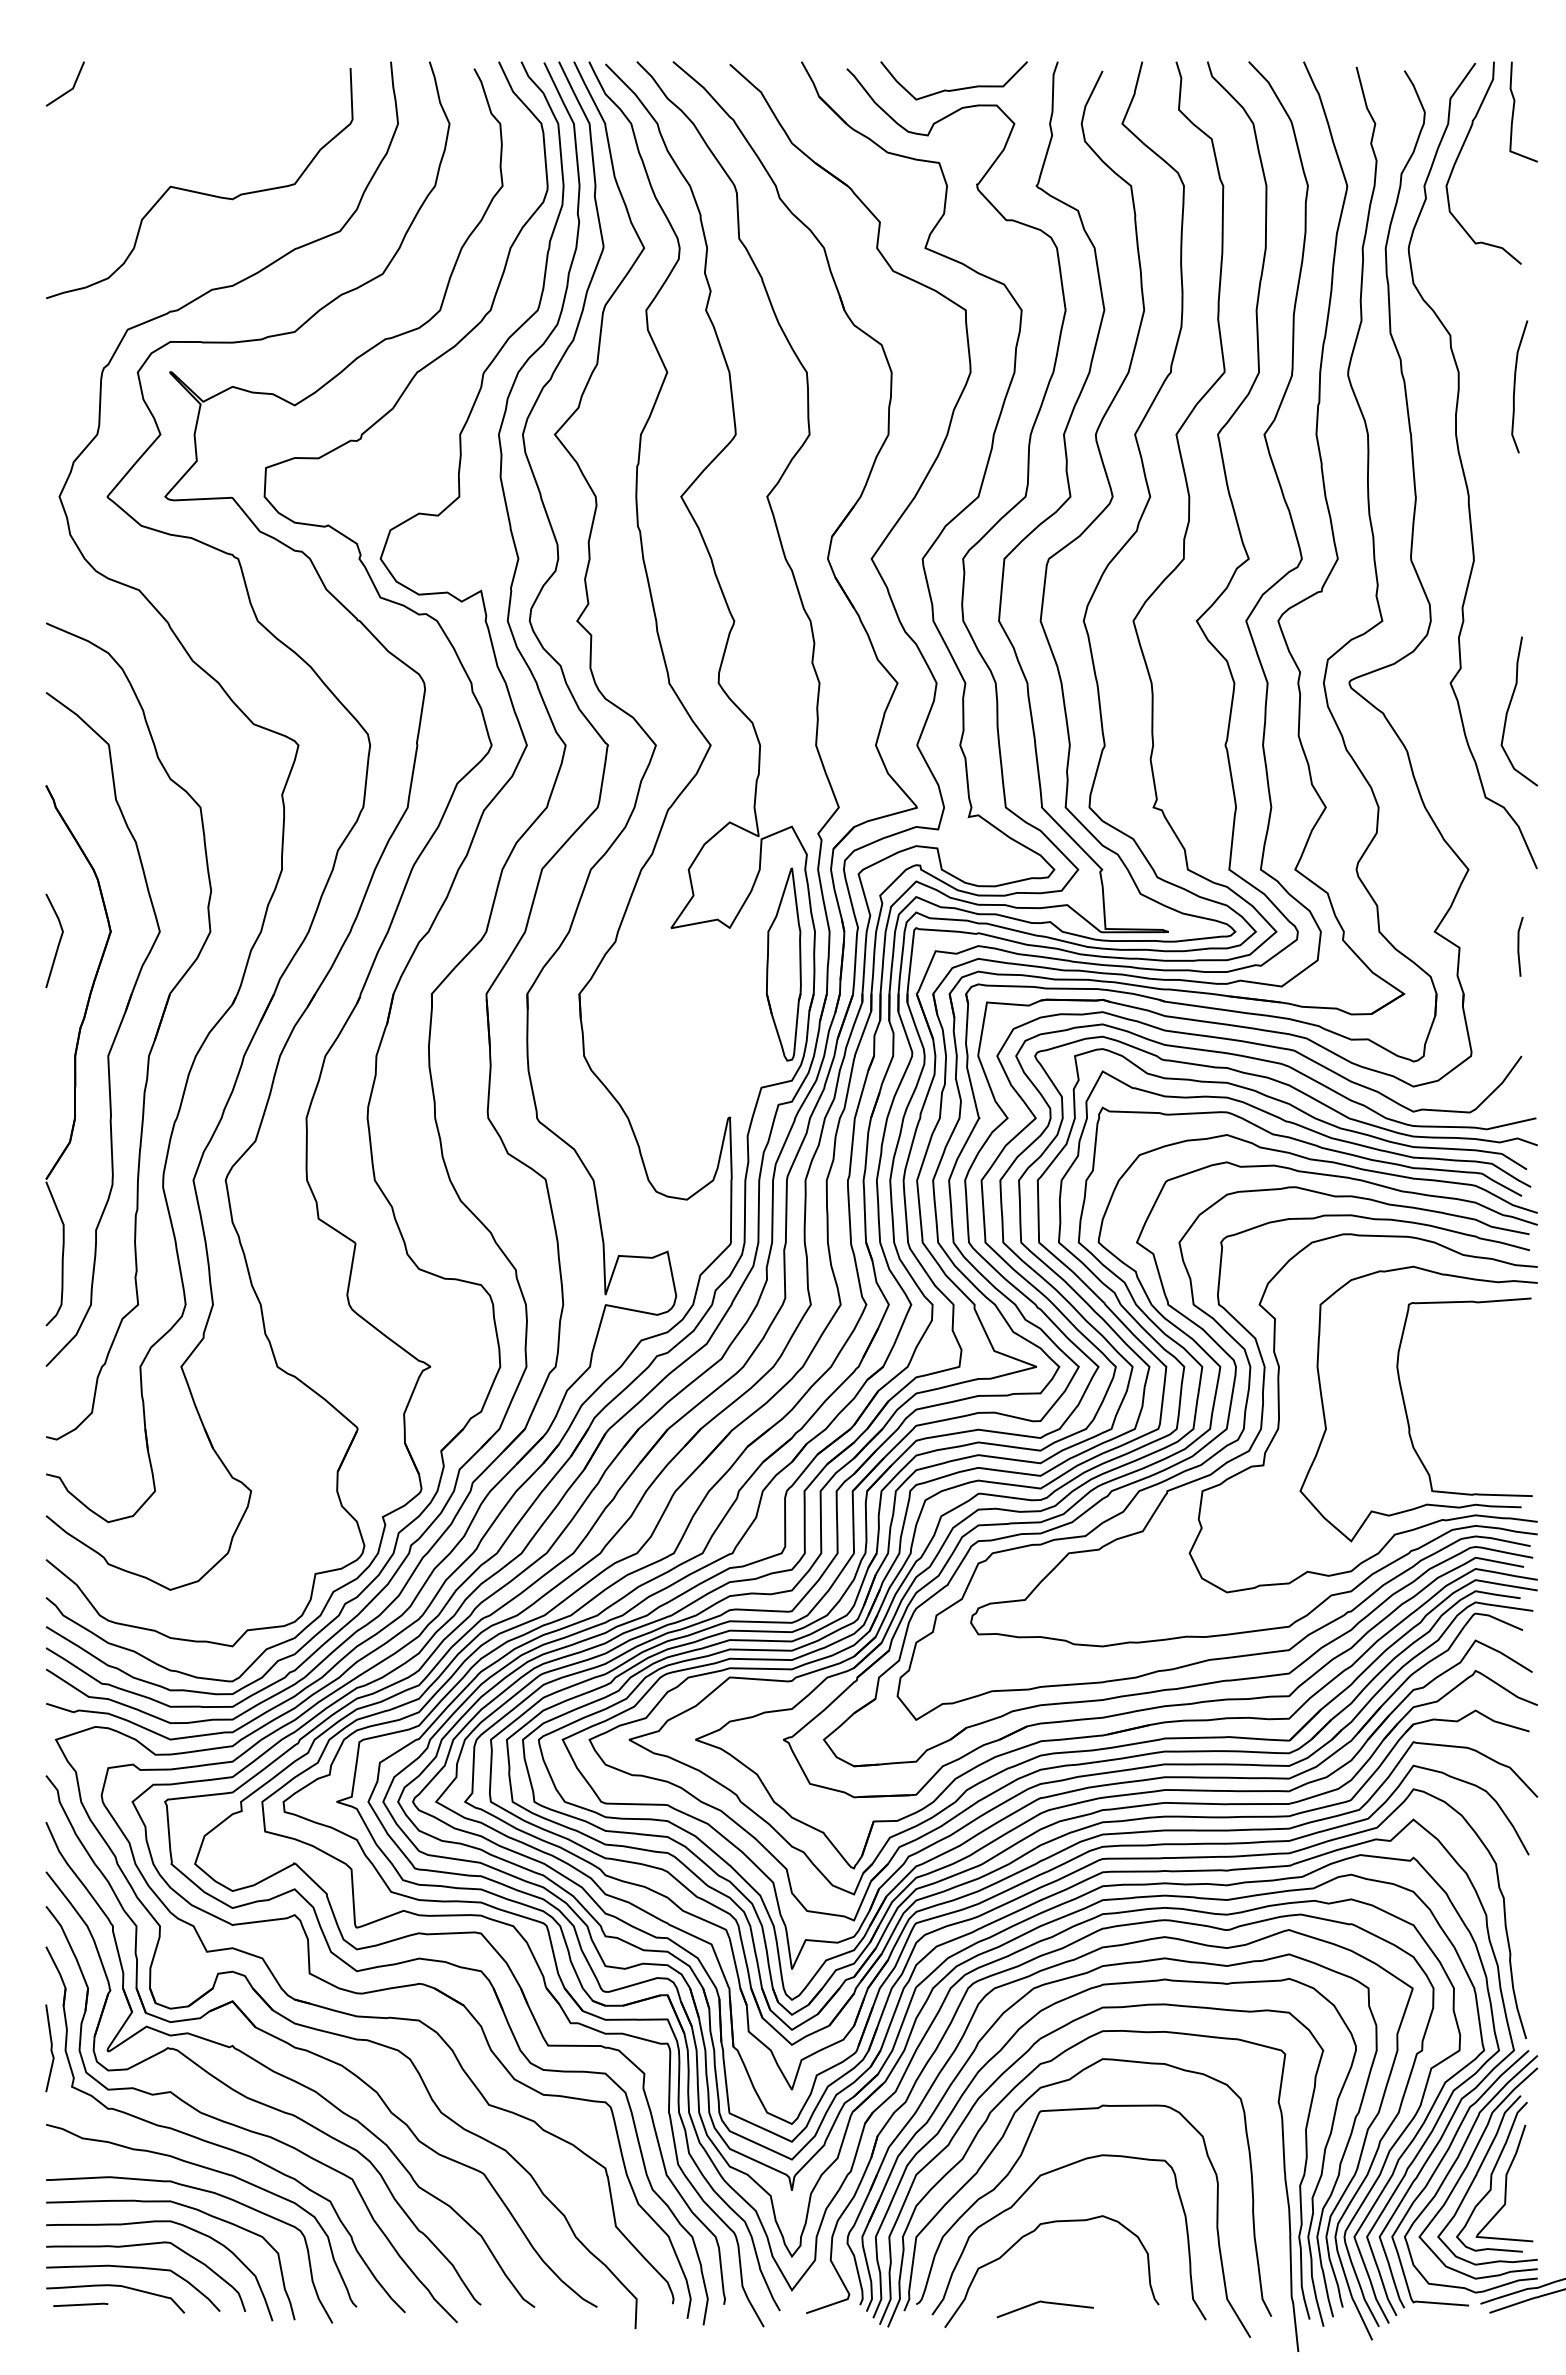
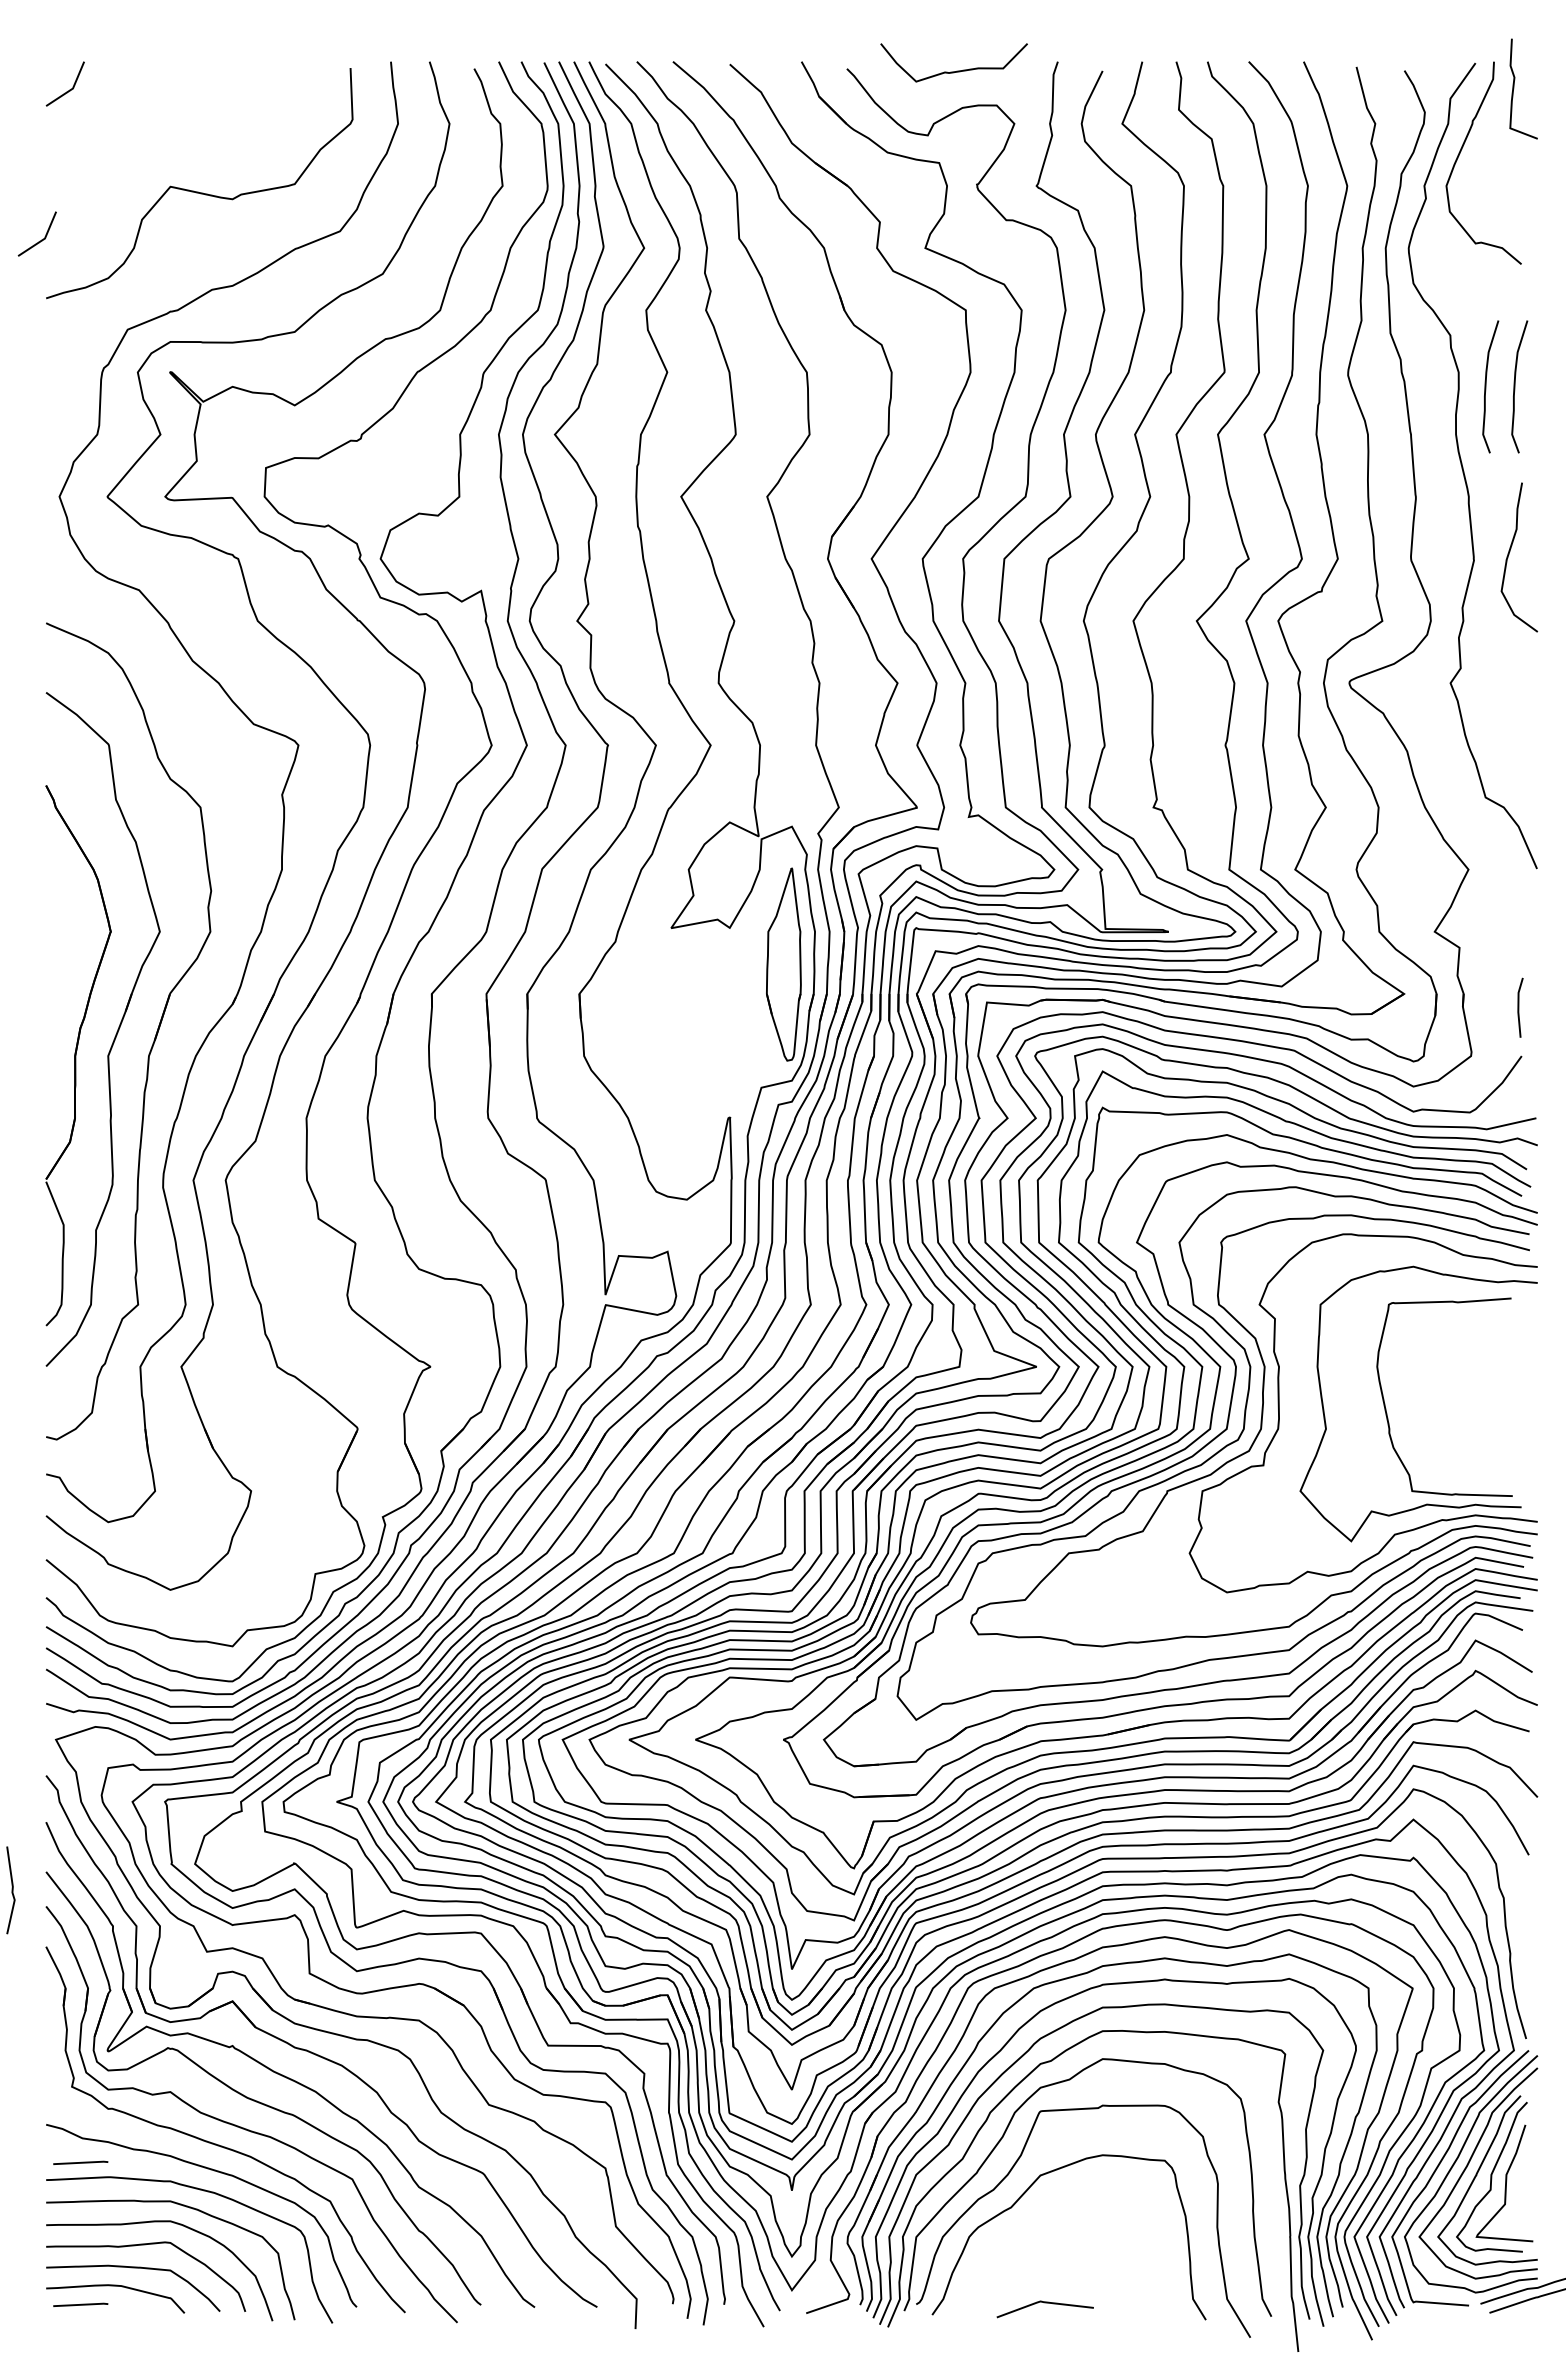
curve position: (956, 88) -> (956, 70) (956, 70)
curve position: (1514, 111) -> (1514, 88) (1514, 88)
line: none -> present (41, 239)
curve: none -> present (1486, 386)
curve position: (1509, 708) -> (1509, 554) (1509, 554)
line: present -> none (58, 941)
line position: (1519, 946) -> (1519, 1007) (1519, 1007)
curve position: (1406, 1408) -> (1386, 1408) (1386, 1408)
line position: (50, 2048) -> (11, 1890) (11, 1890)
line: none -> present (80, 2162)
curve: present -> none (1031, 2233)
